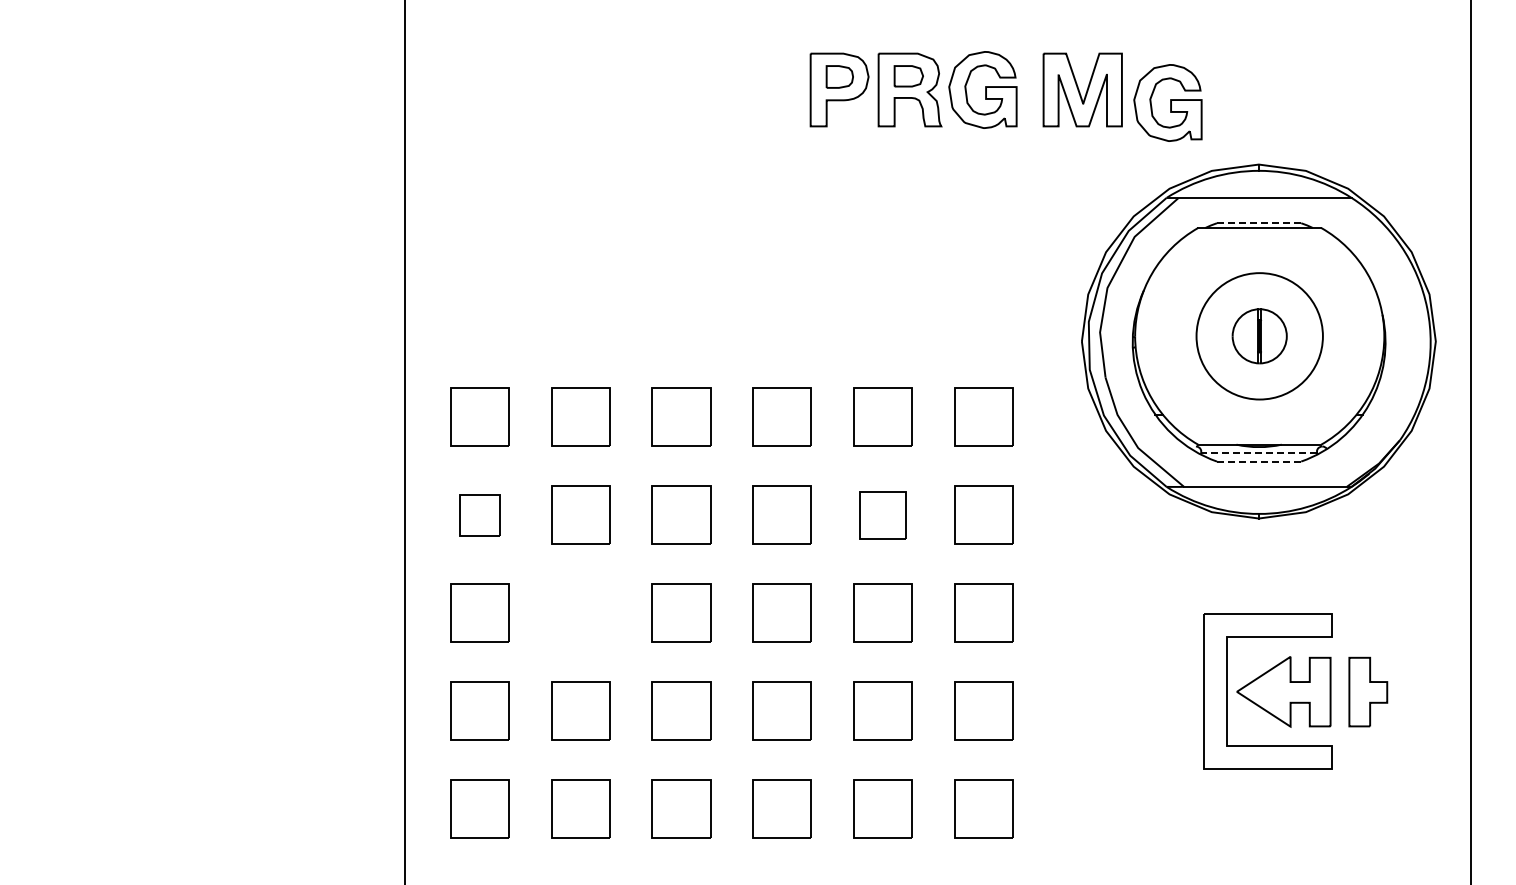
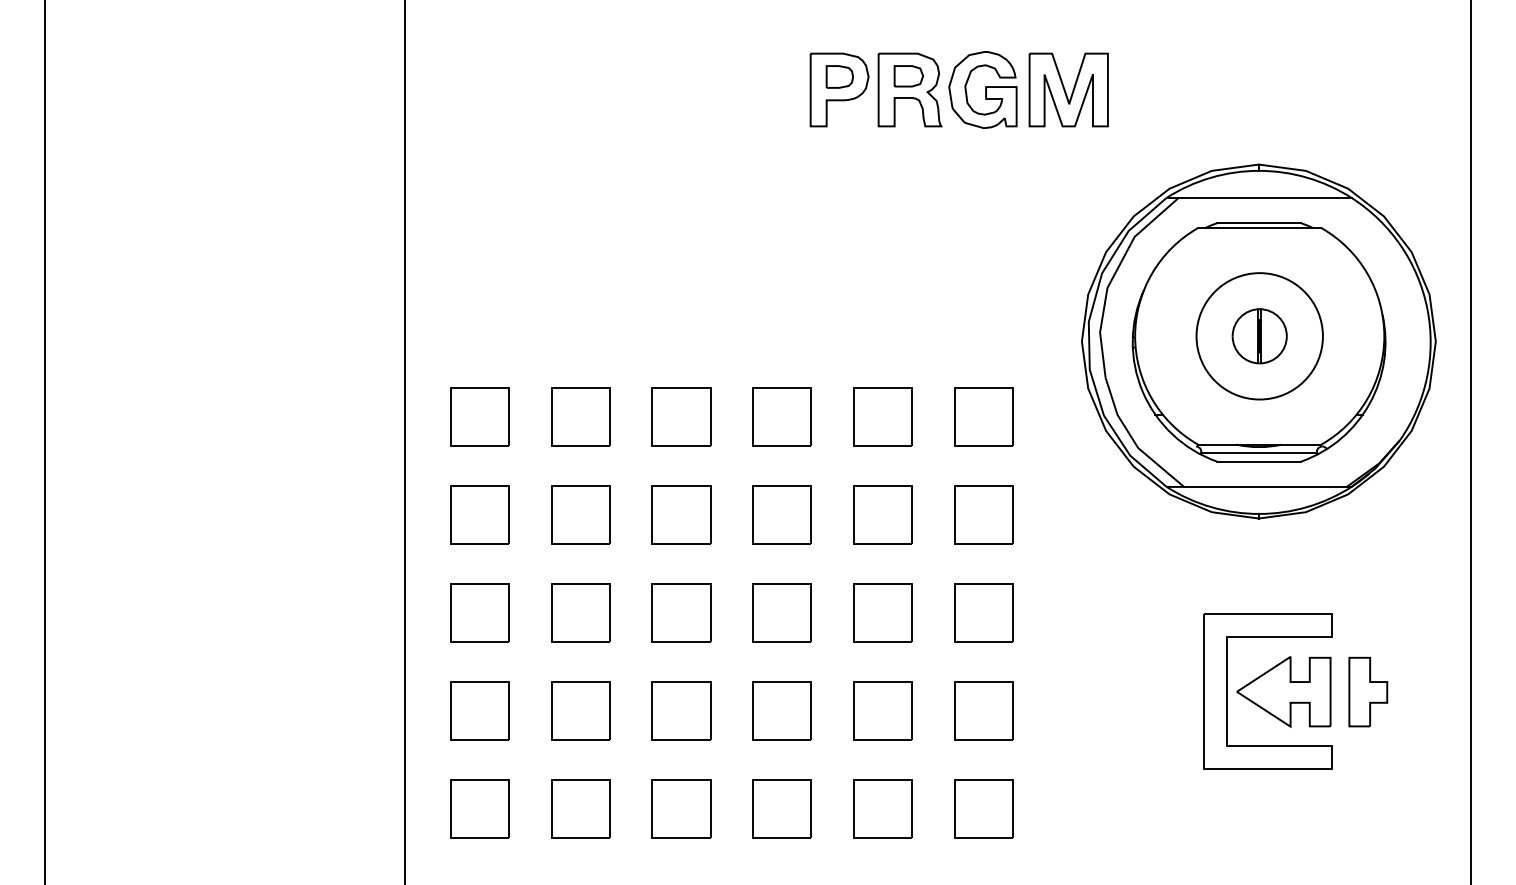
part position: (1082, 89) -> (1068, 89) (1068, 89)
part: present -> none (1167, 102)
line: dashed -> solid (1259, 223)
line: none -> present (45, 441)
line: dashed -> solid (1259, 452)
line: dashed -> solid (1258, 461)
part size: 42x43 px -> 60x60 px (479, 514)
part size: 48x49 px -> 60x60 px (882, 514)
part: none -> present (580, 612)
